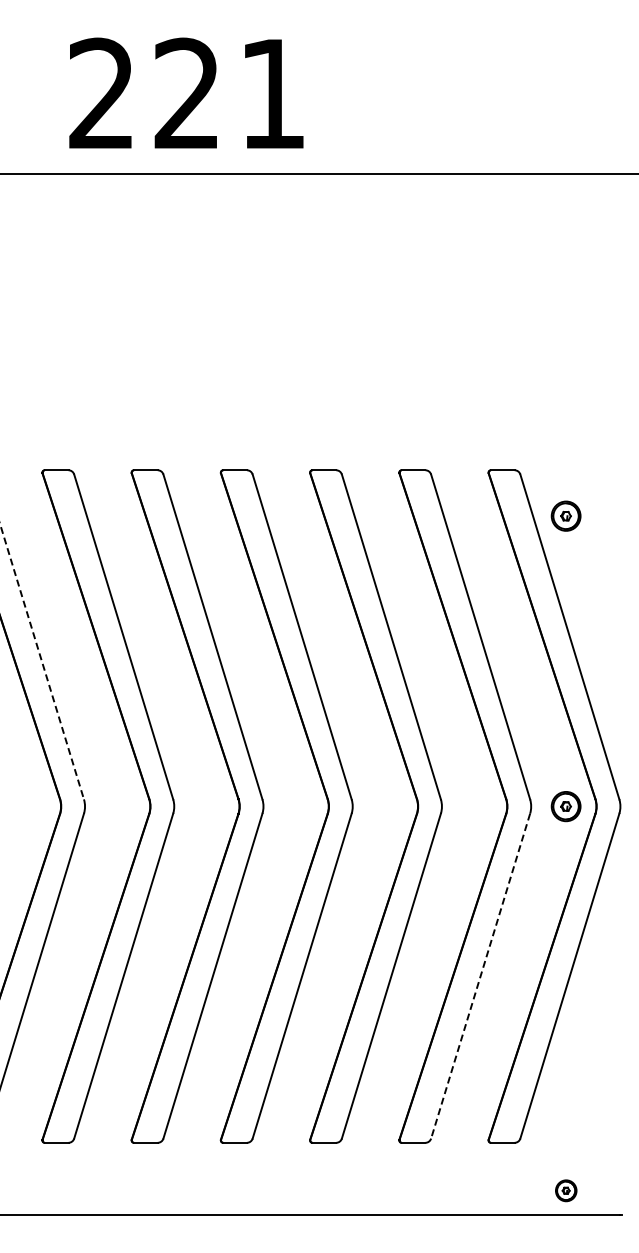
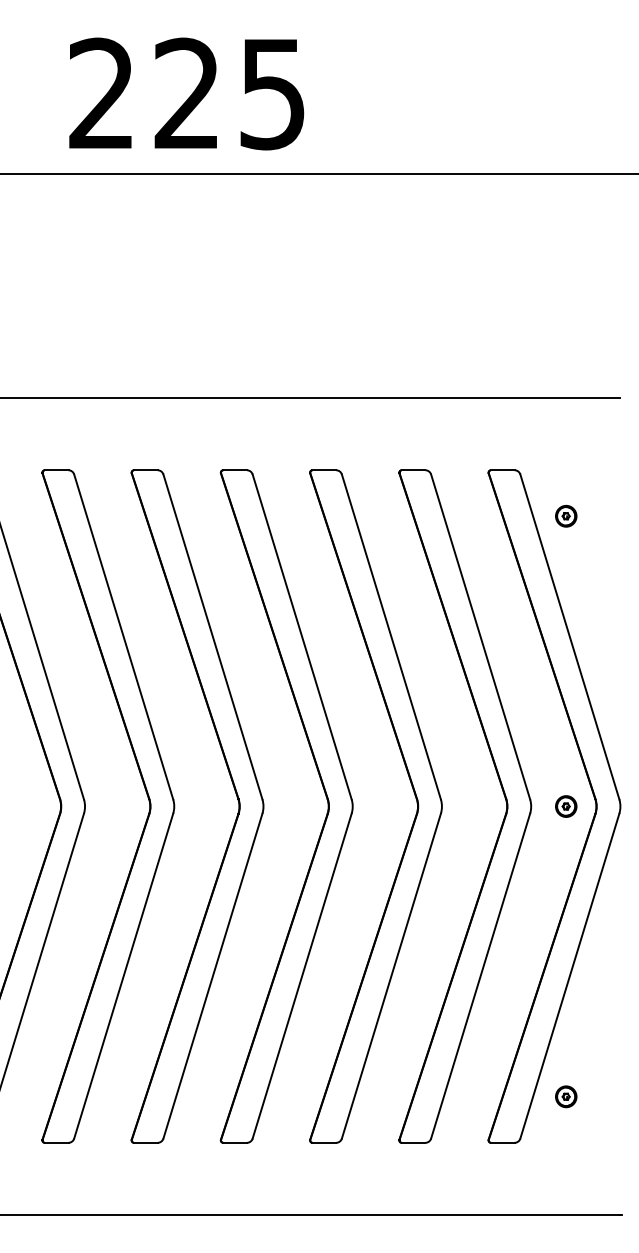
text: 221 -> 225 (272, 94)
line: none -> present (310, 397)
part size: 32x32 px -> 23x23 px (566, 516)
line: dashed -> solid (42, 661)
part size: 32x32 px -> 23x23 px (566, 806)
line: dashed -> solid (480, 976)
part position: (566, 1190) -> (566, 1096) (566, 1096)
